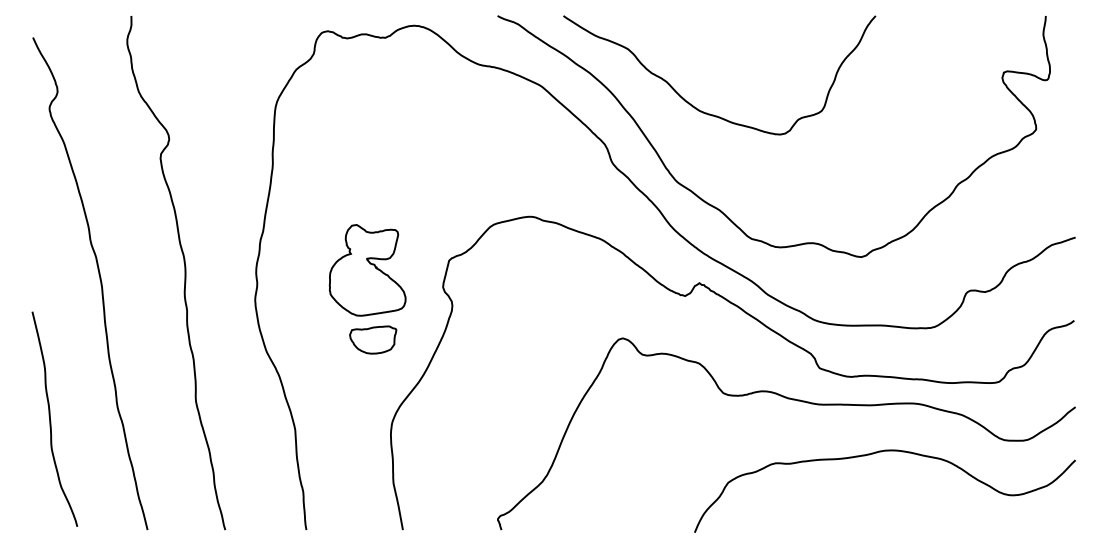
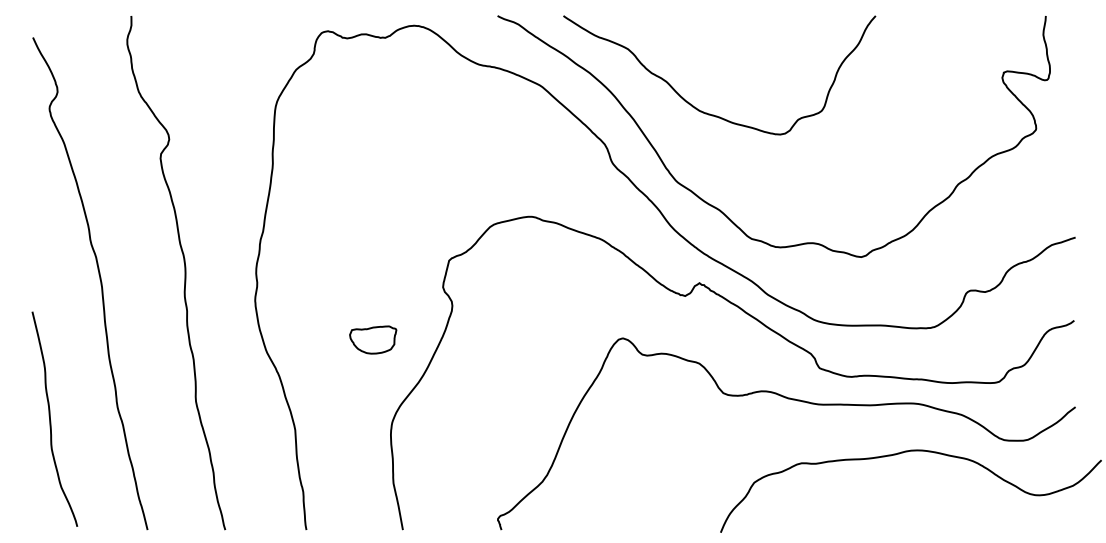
part: present -> none (367, 270)
curve position: (873, 454) -> (899, 454) (899, 454)
